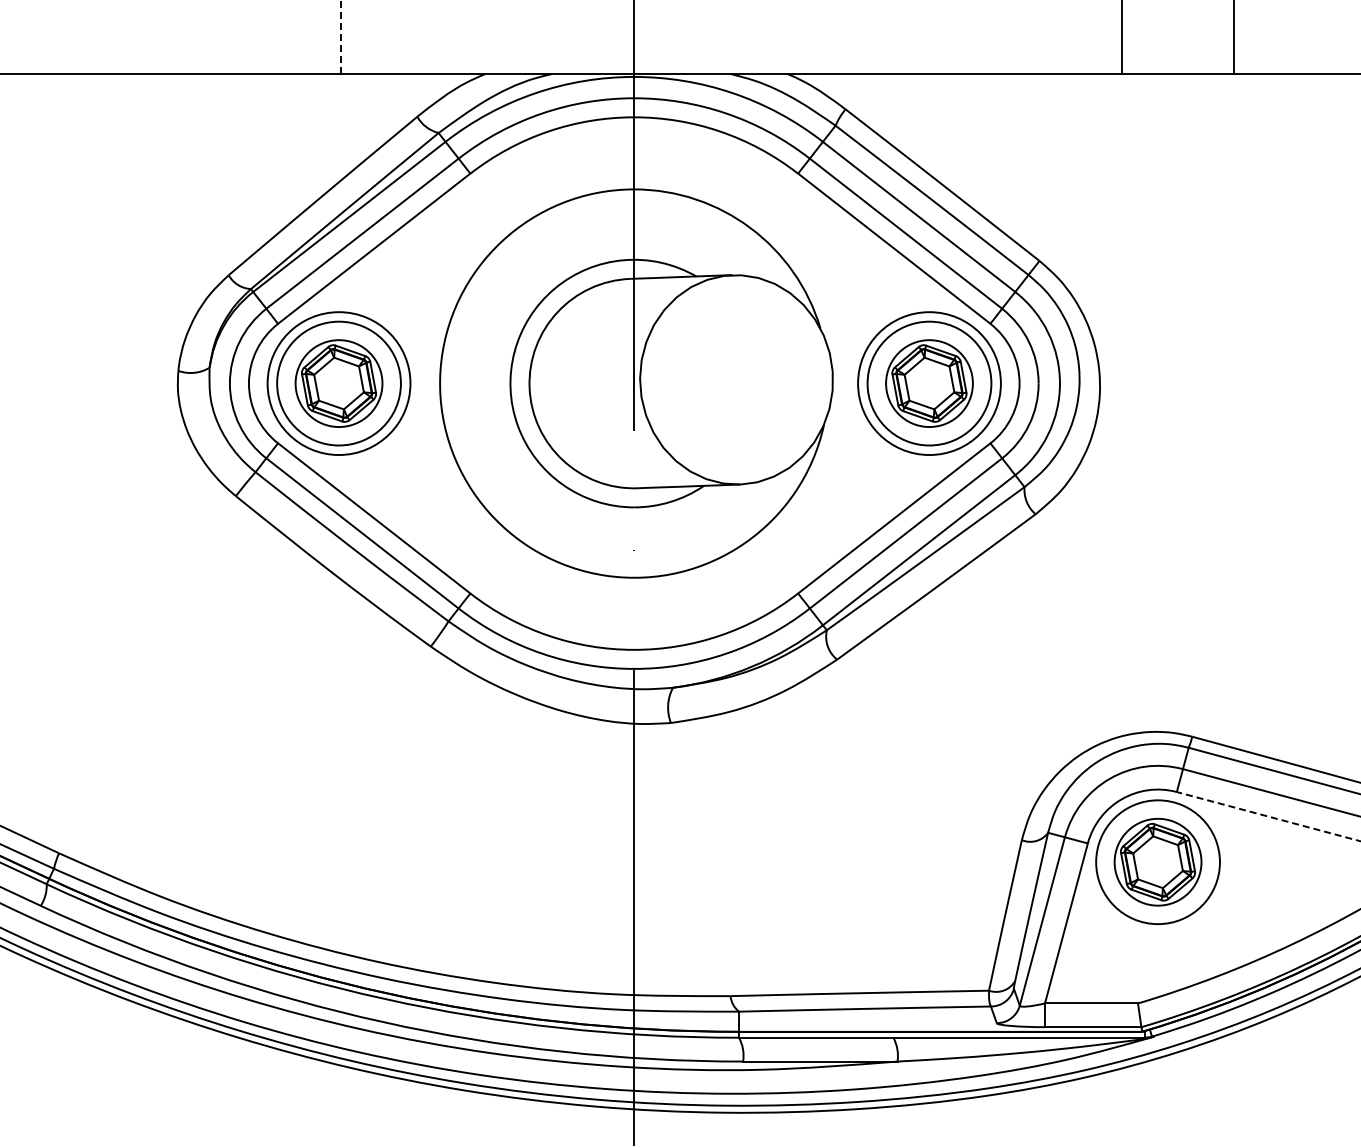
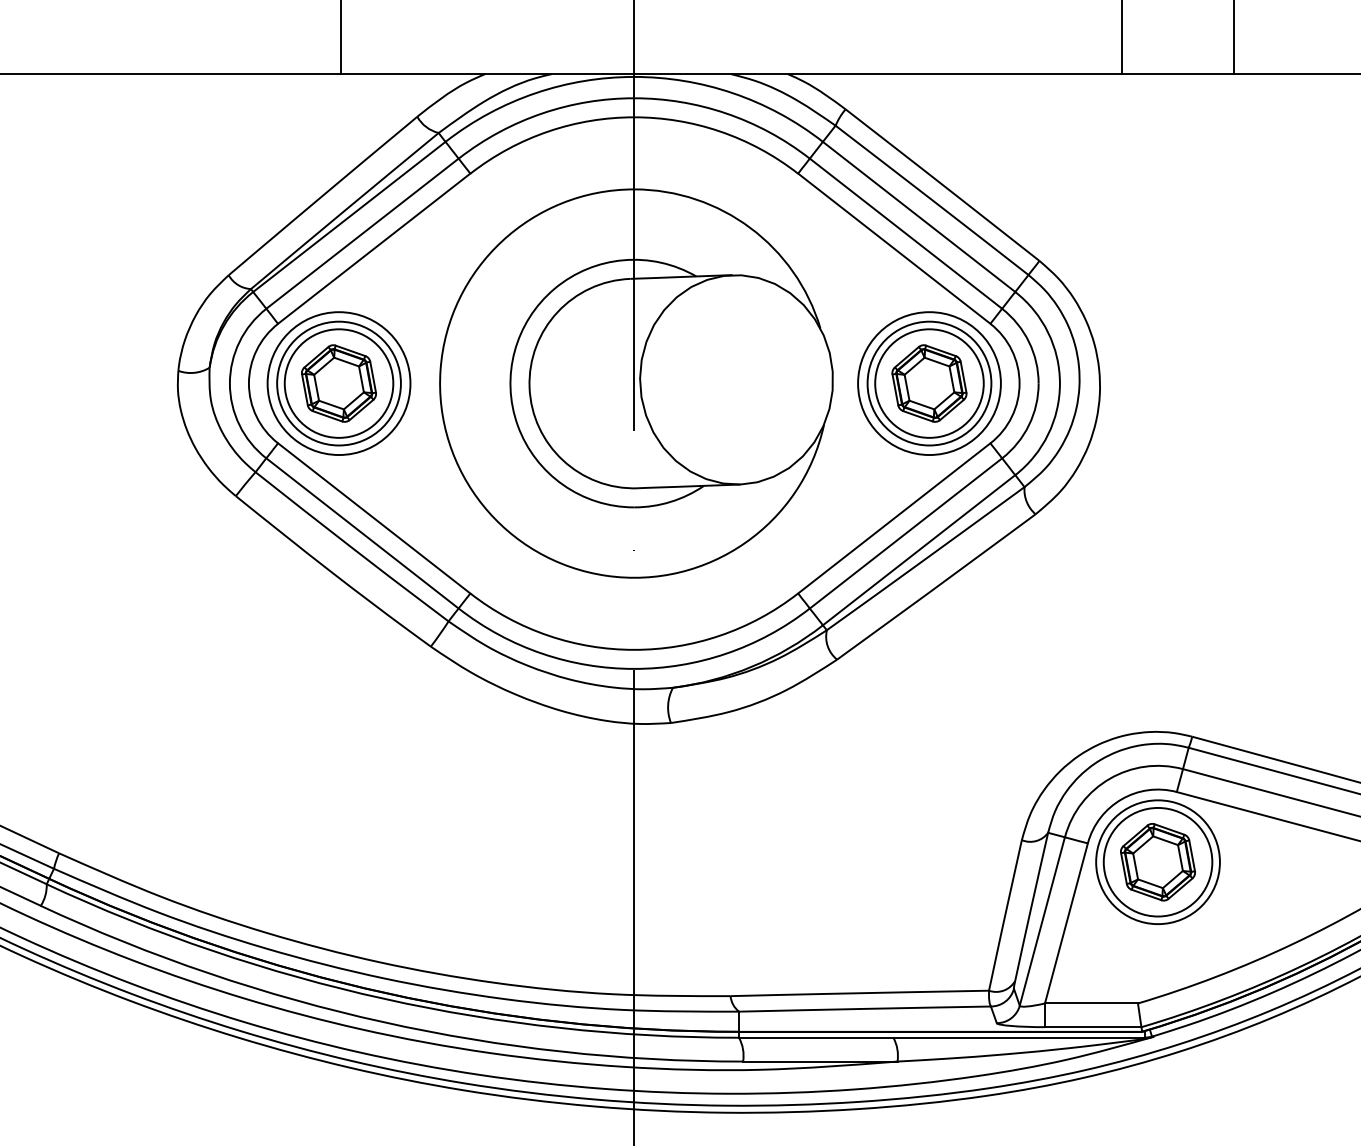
line: dashed -> solid (341, 37)
circle diameter: 87 px -> 109 px (338, 383)
circle diameter: 87 px -> 109 px (929, 383)
line: dashed -> solid (1268, 816)
circle diameter: 87 px -> 109 px (1157, 861)
